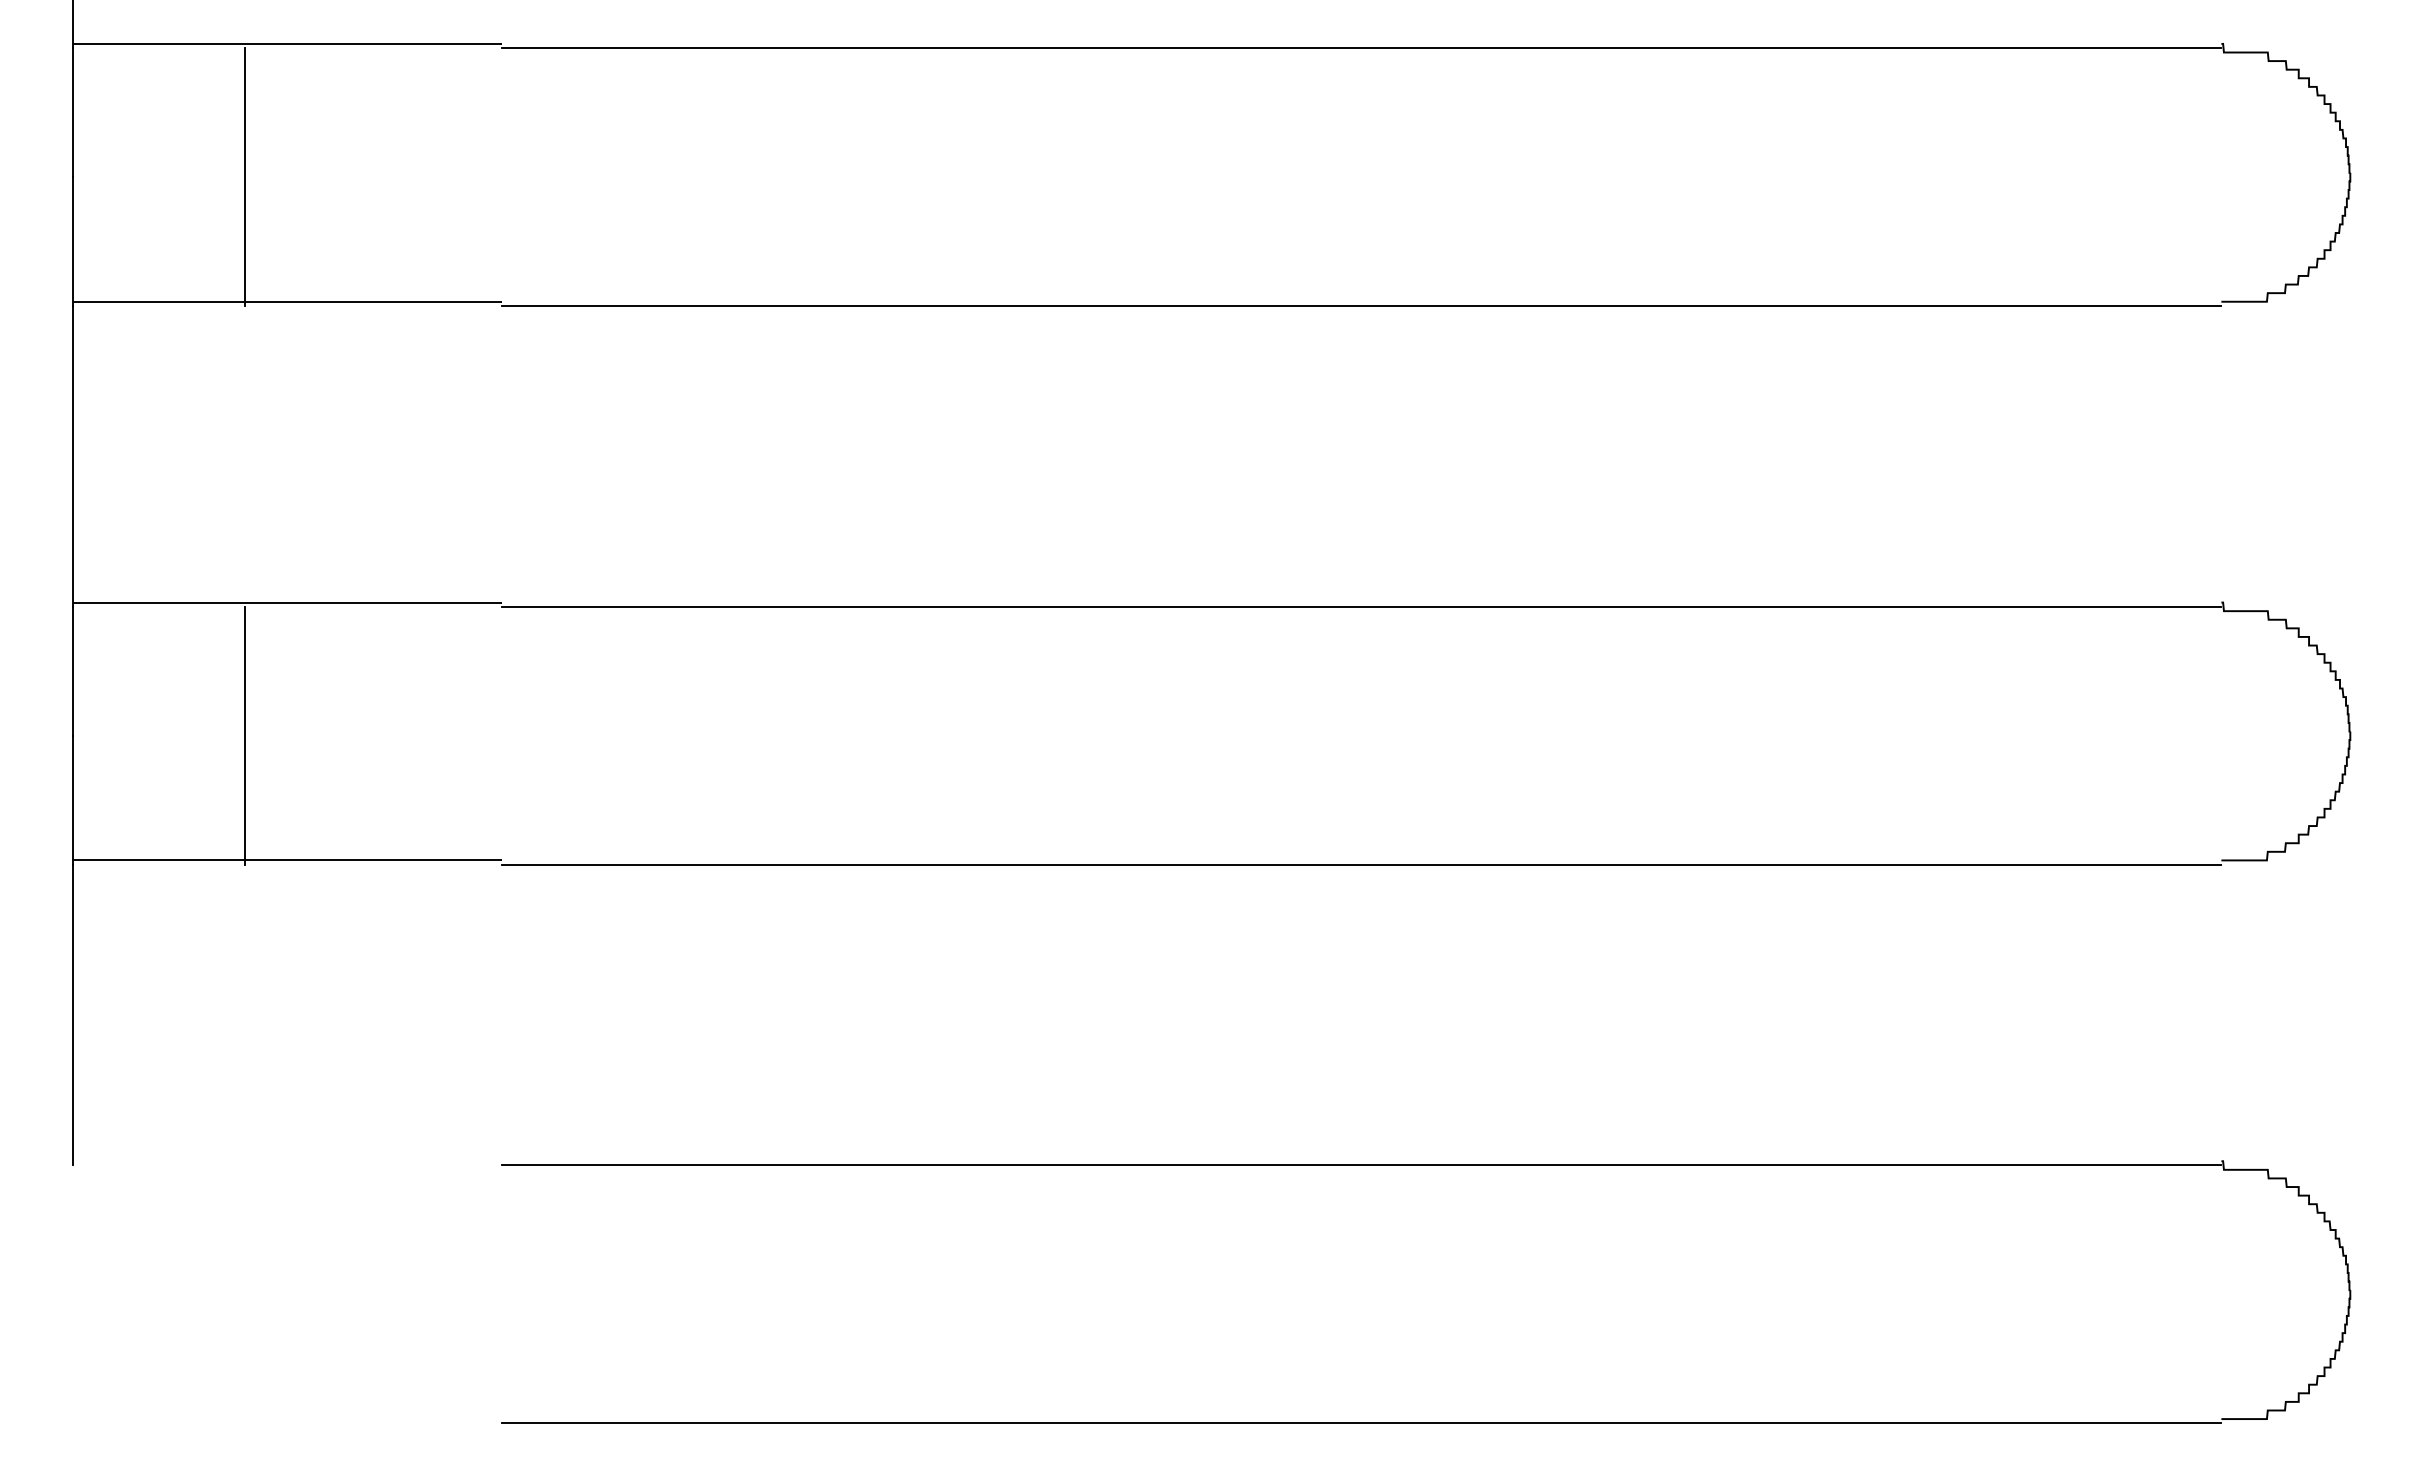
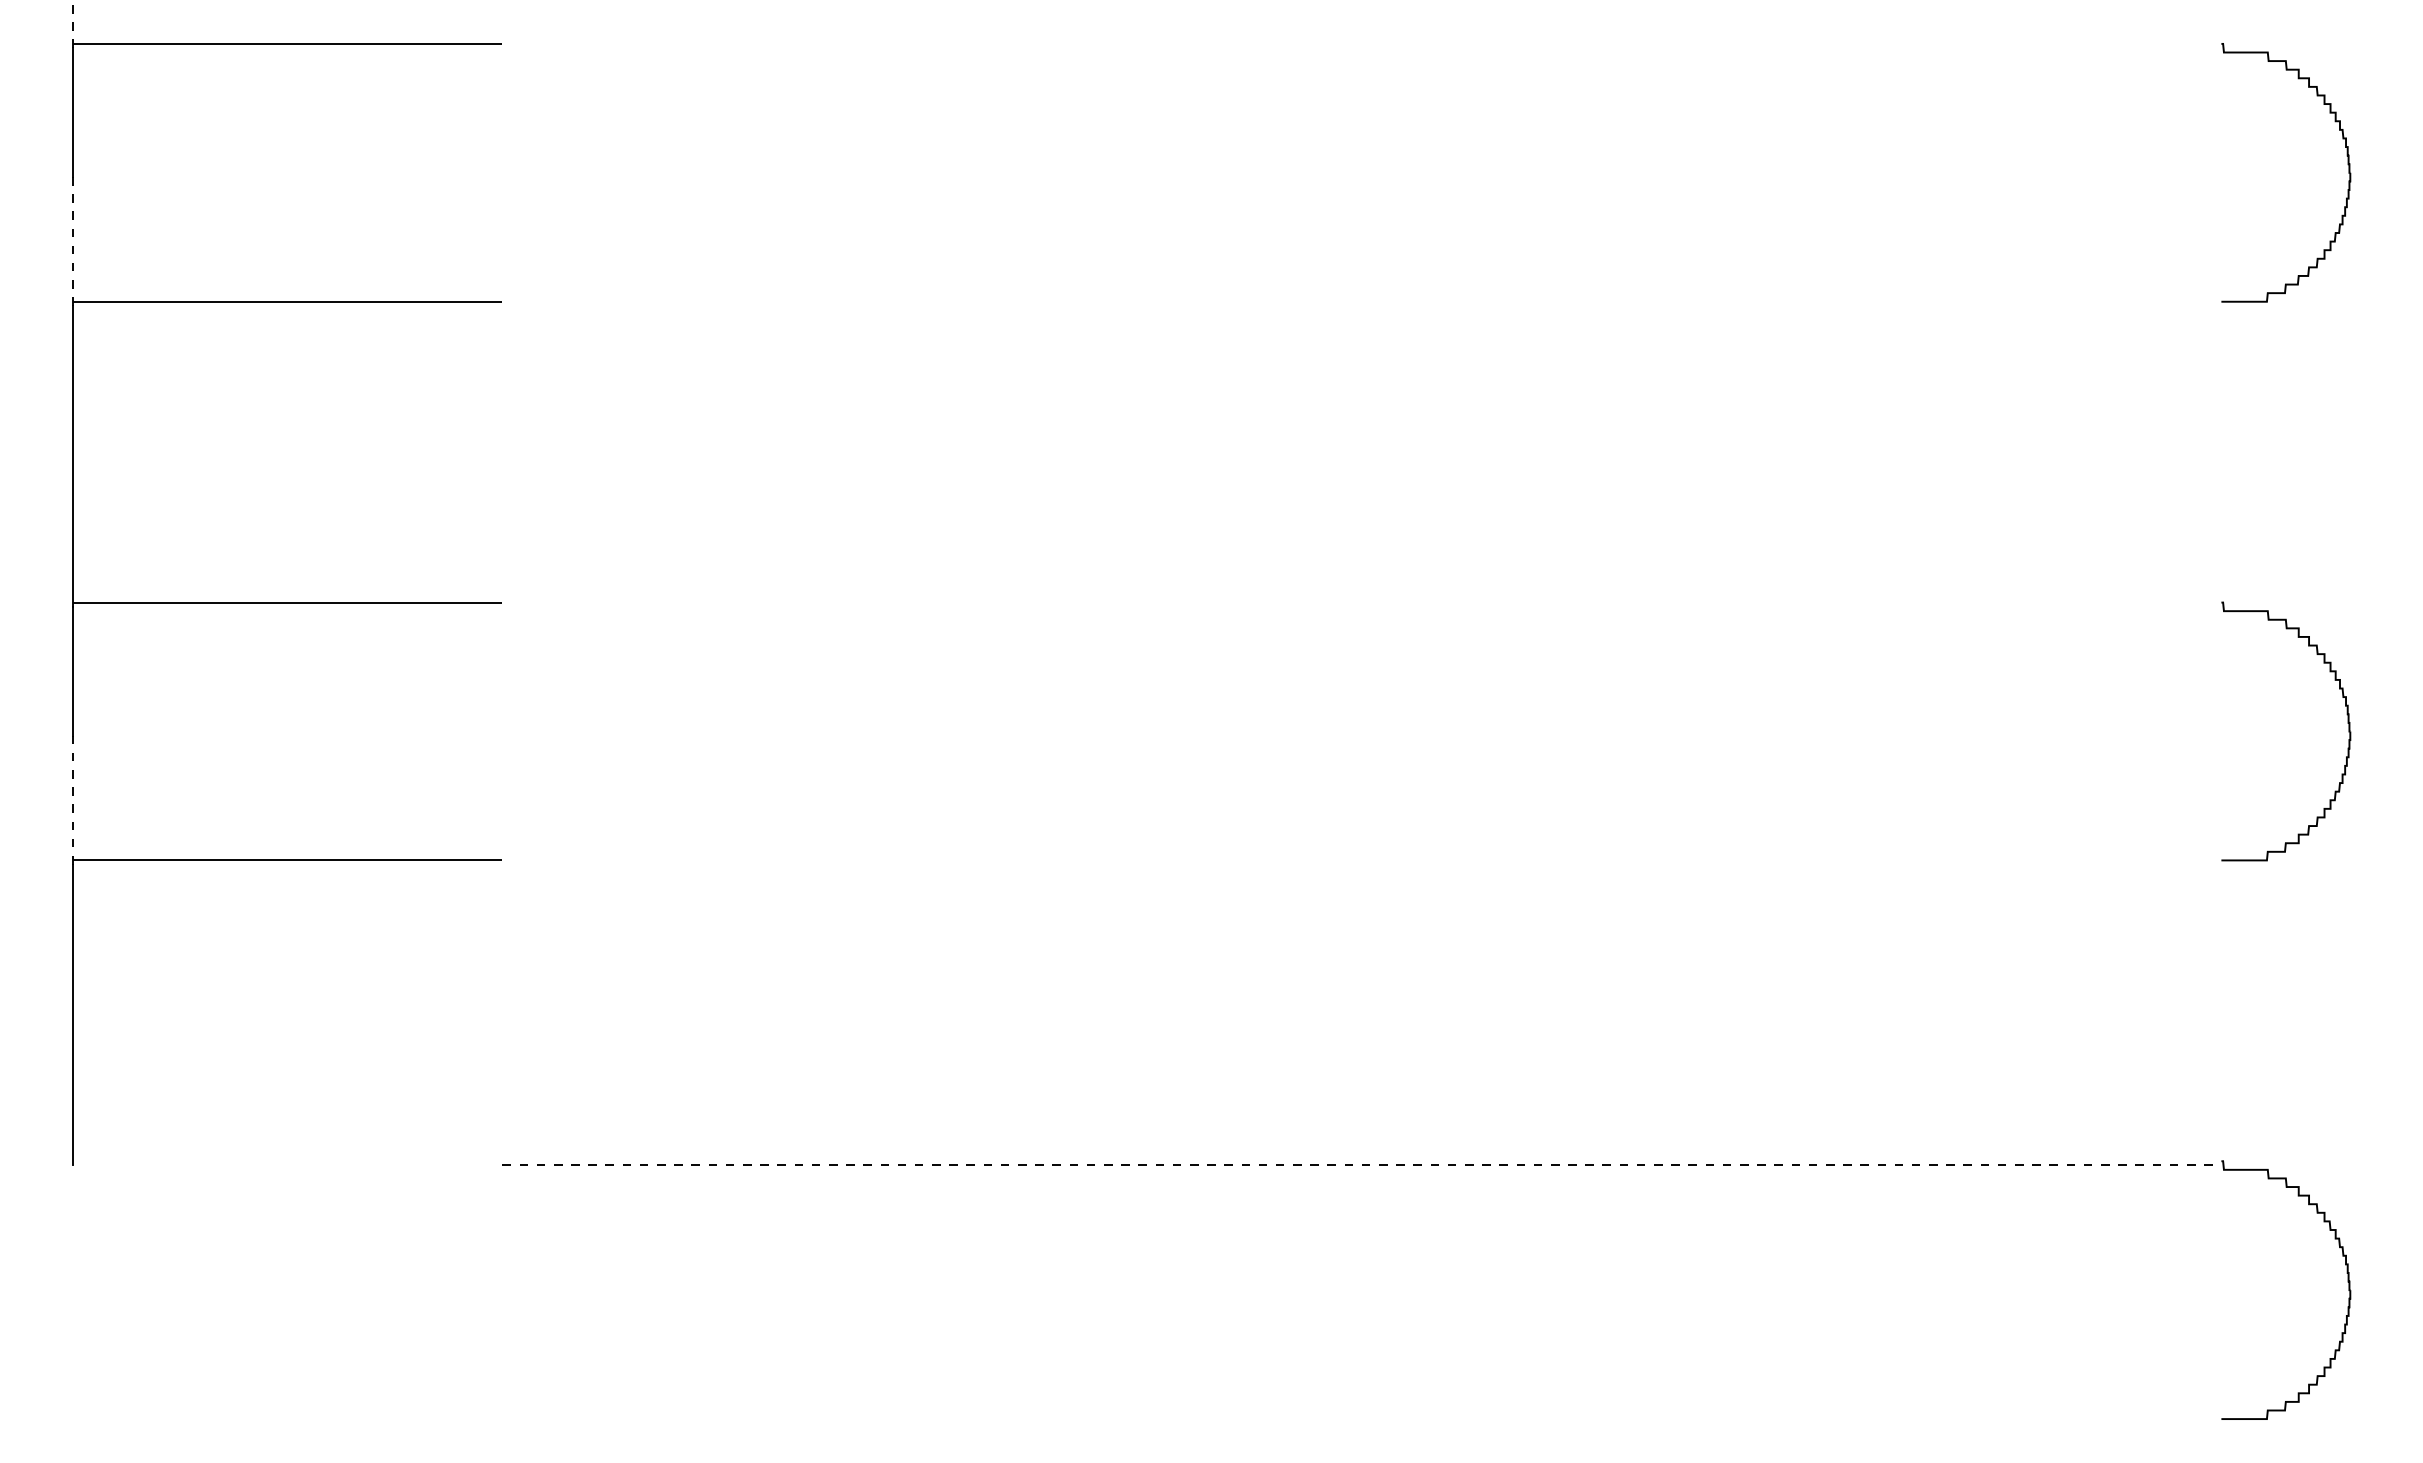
line: solid -> dashed (72, 24)
line: present -> none (1361, 48)
line: present -> none (244, 176)
line: solid -> dashed (72, 240)
line: present -> none (1361, 305)
line: present -> none (1361, 606)
line: present -> none (244, 735)
line: solid -> dashed (72, 799)
line: present -> none (1361, 864)
line: solid -> dashed (1362, 1165)
line: present -> none (1361, 1423)
